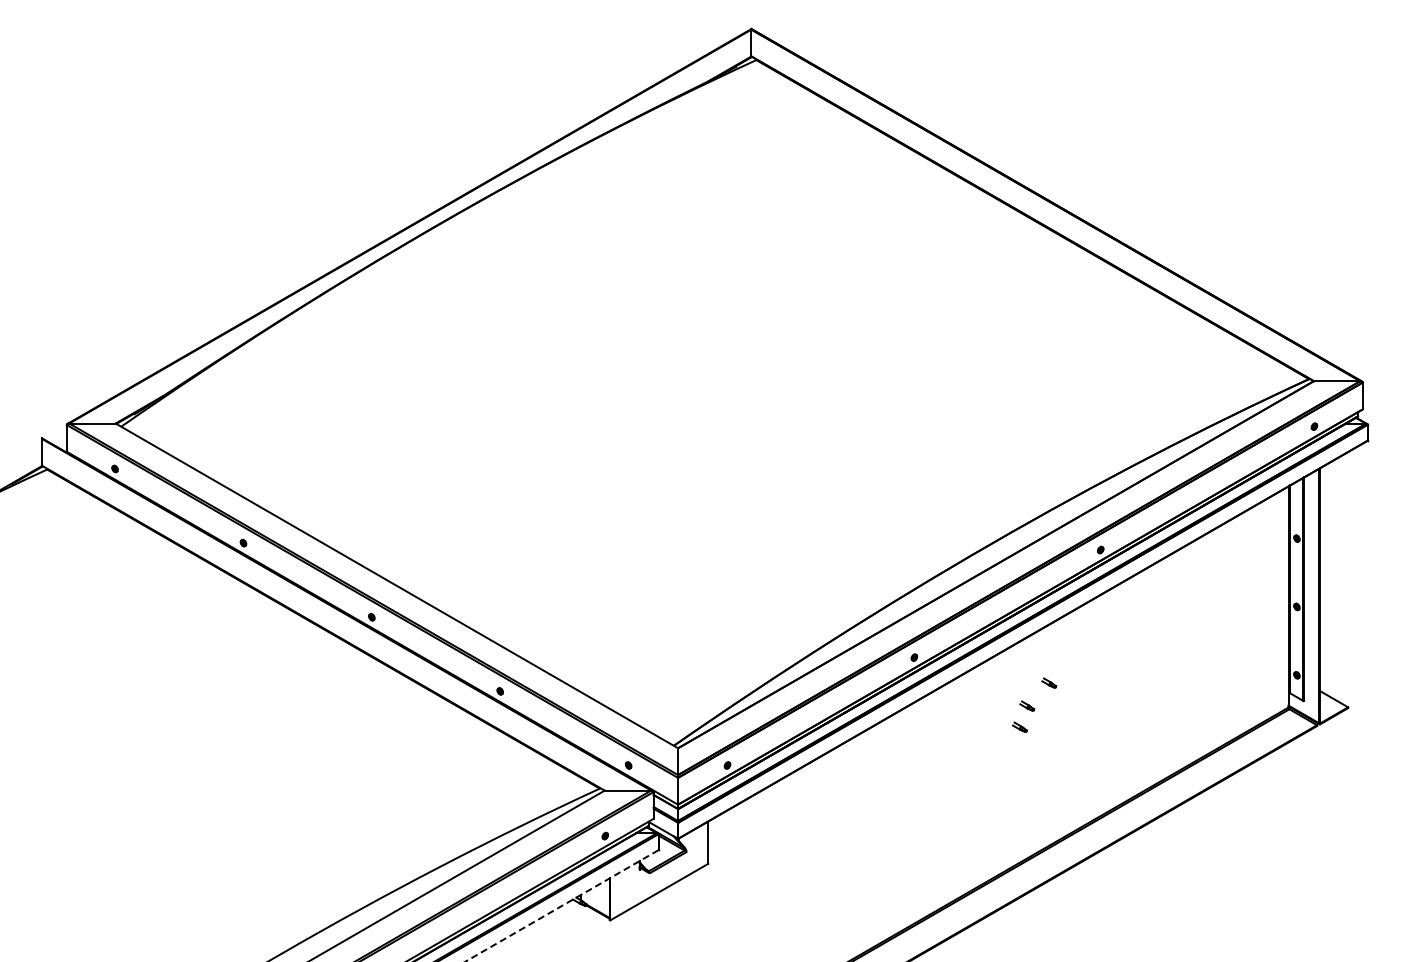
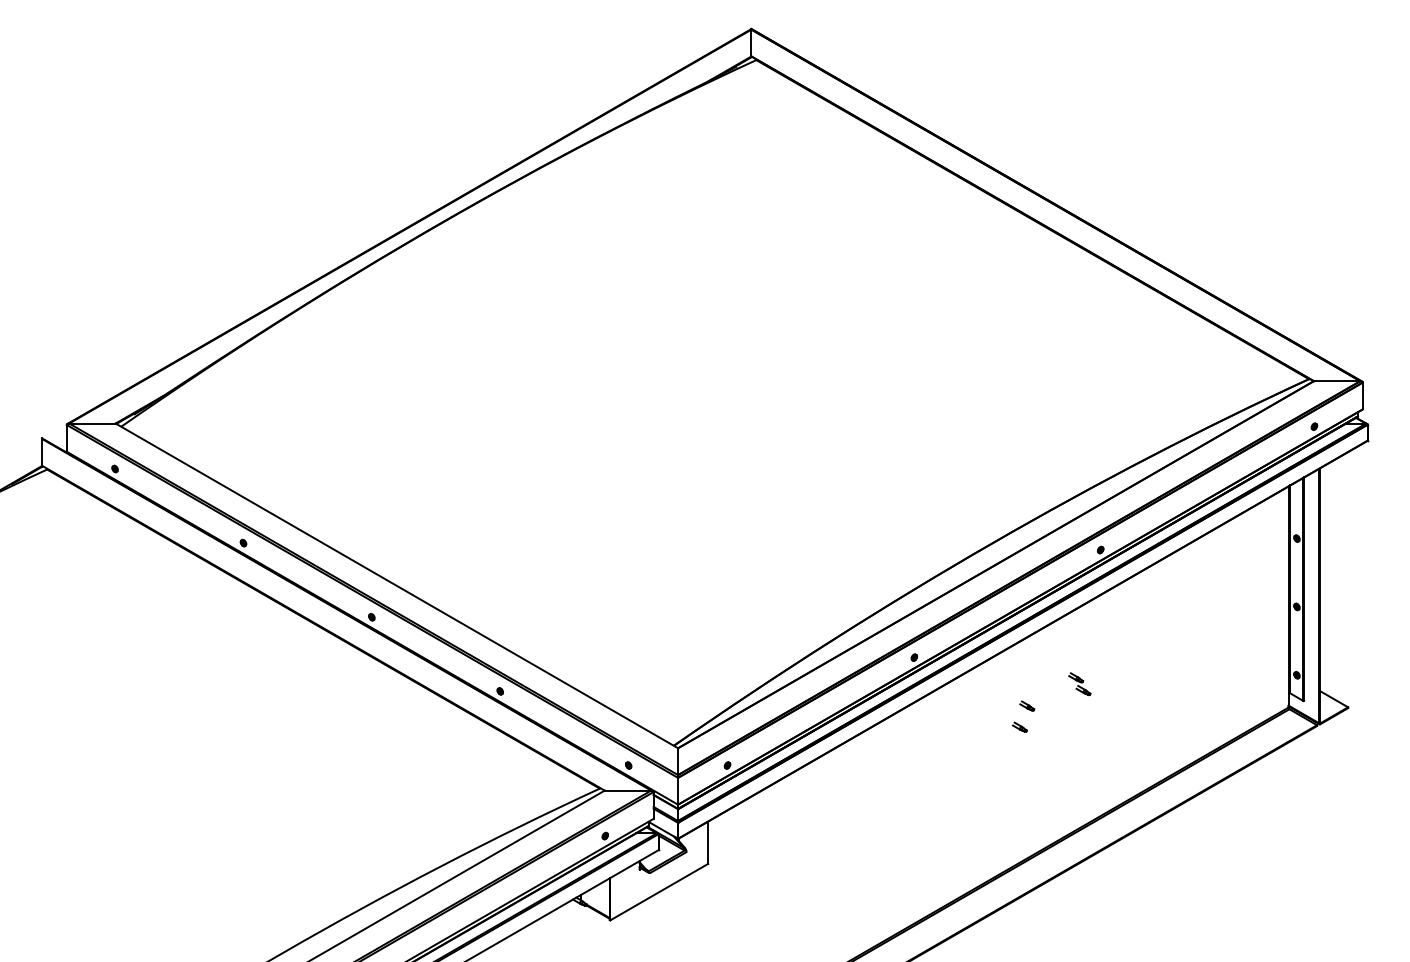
part: present -> none (1049, 682)
part: none -> present (1079, 684)
line: dashed -> solid (561, 906)
